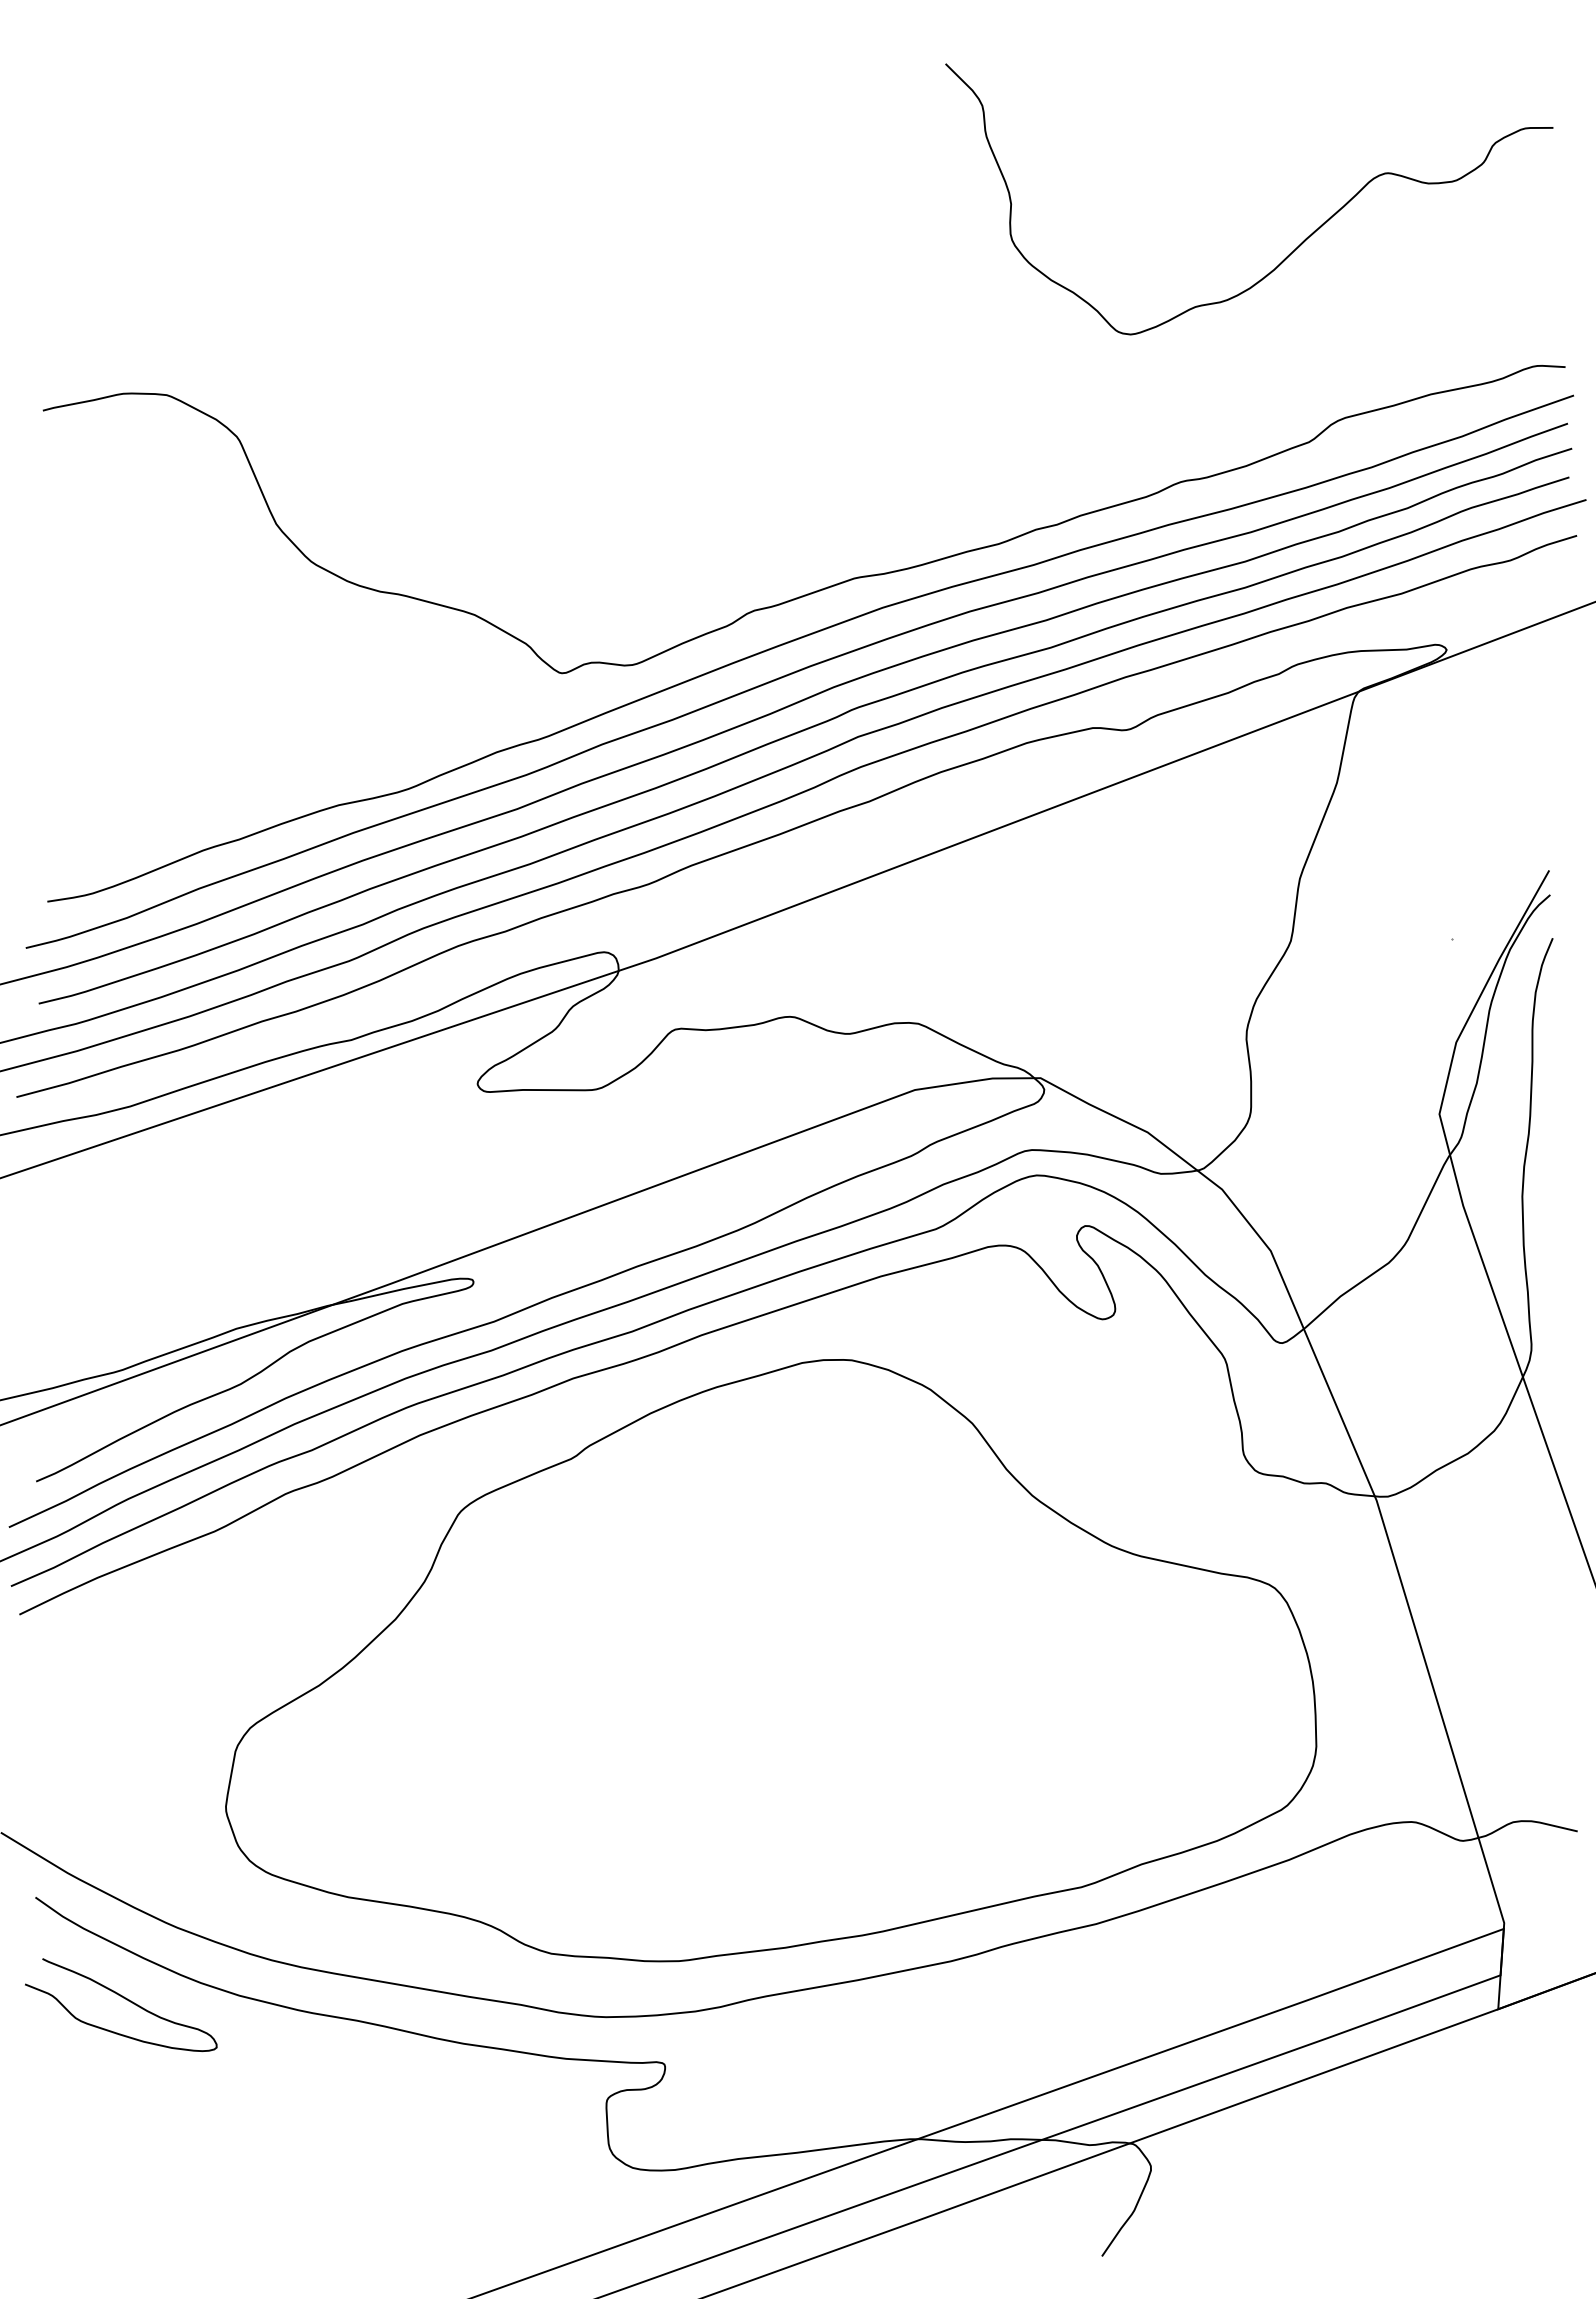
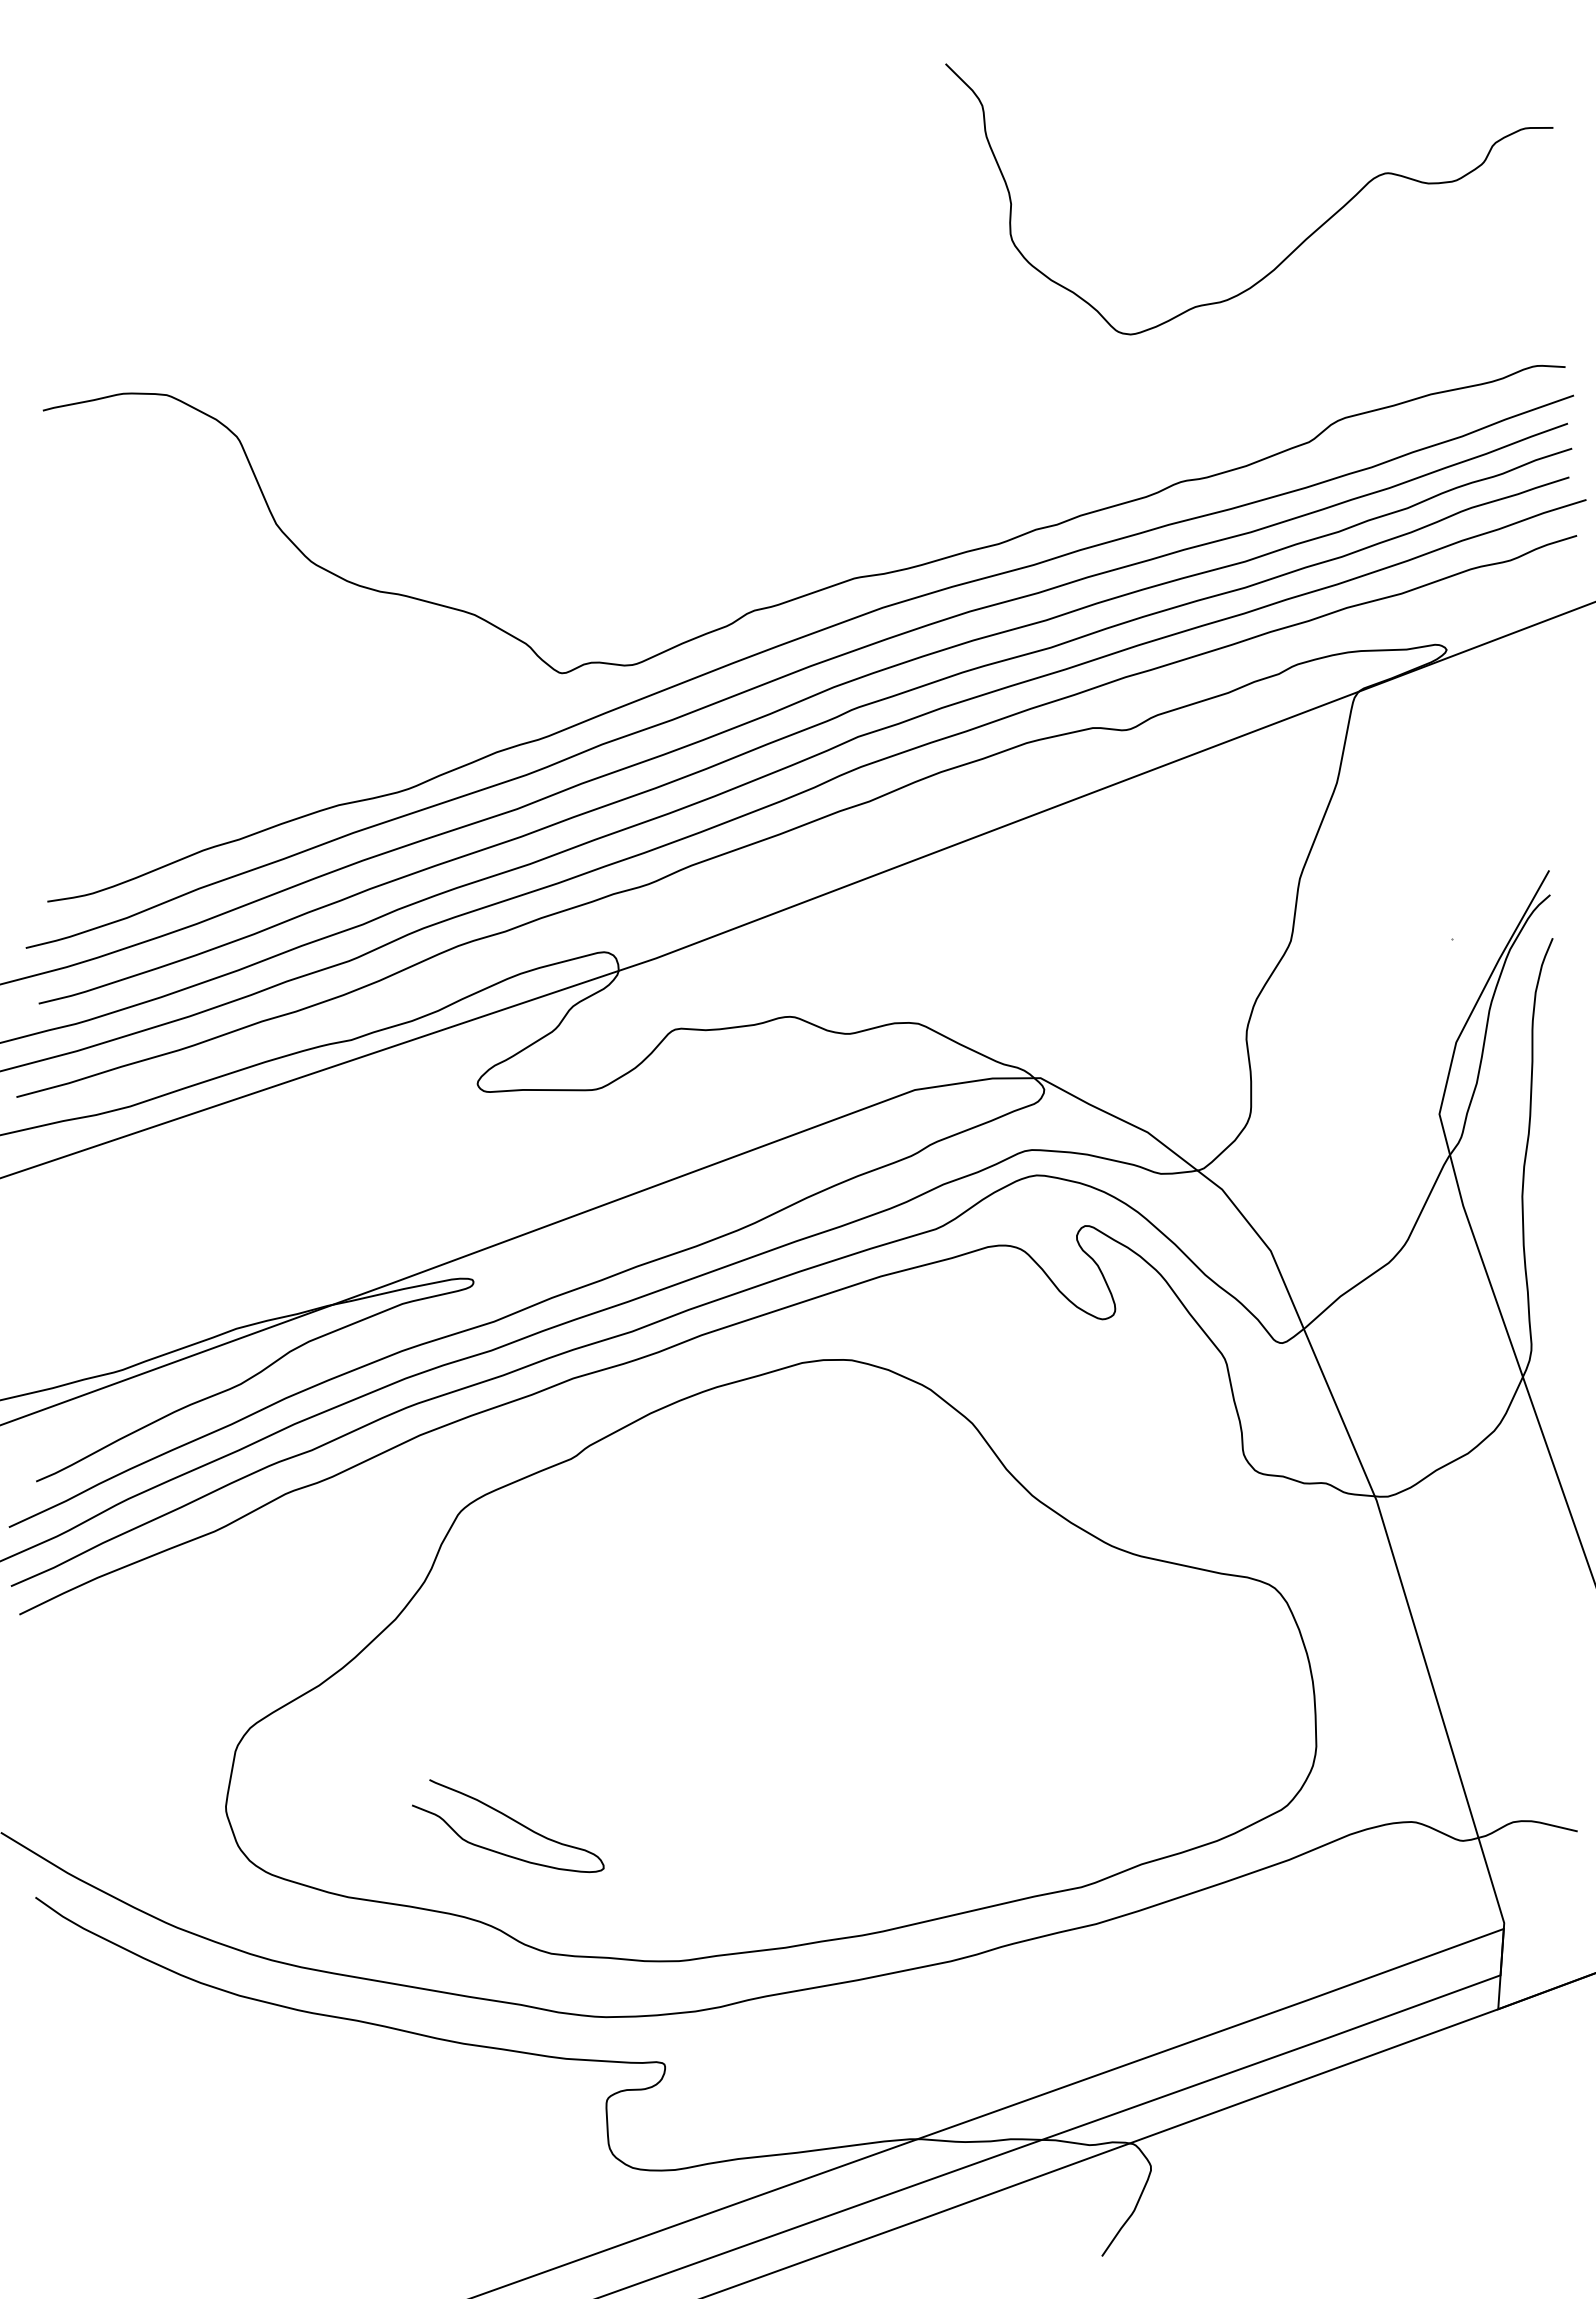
curve position: (123, 1998) -> (510, 1819) (510, 1819)
